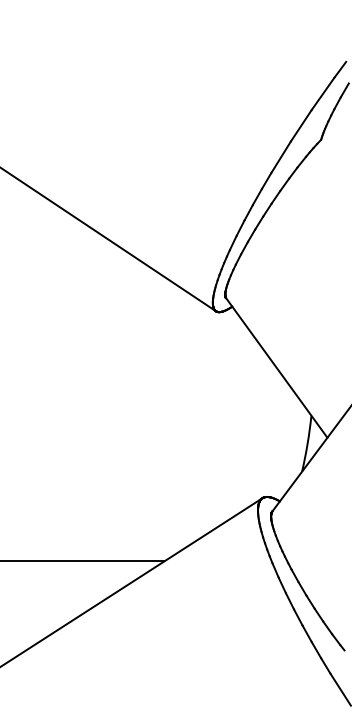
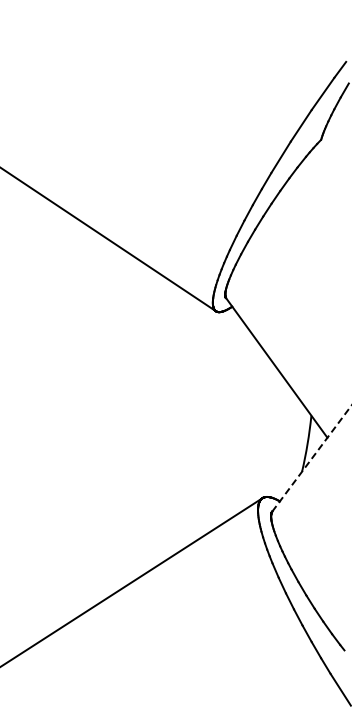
line: solid -> dashed (312, 458)
line: present -> none (83, 561)
